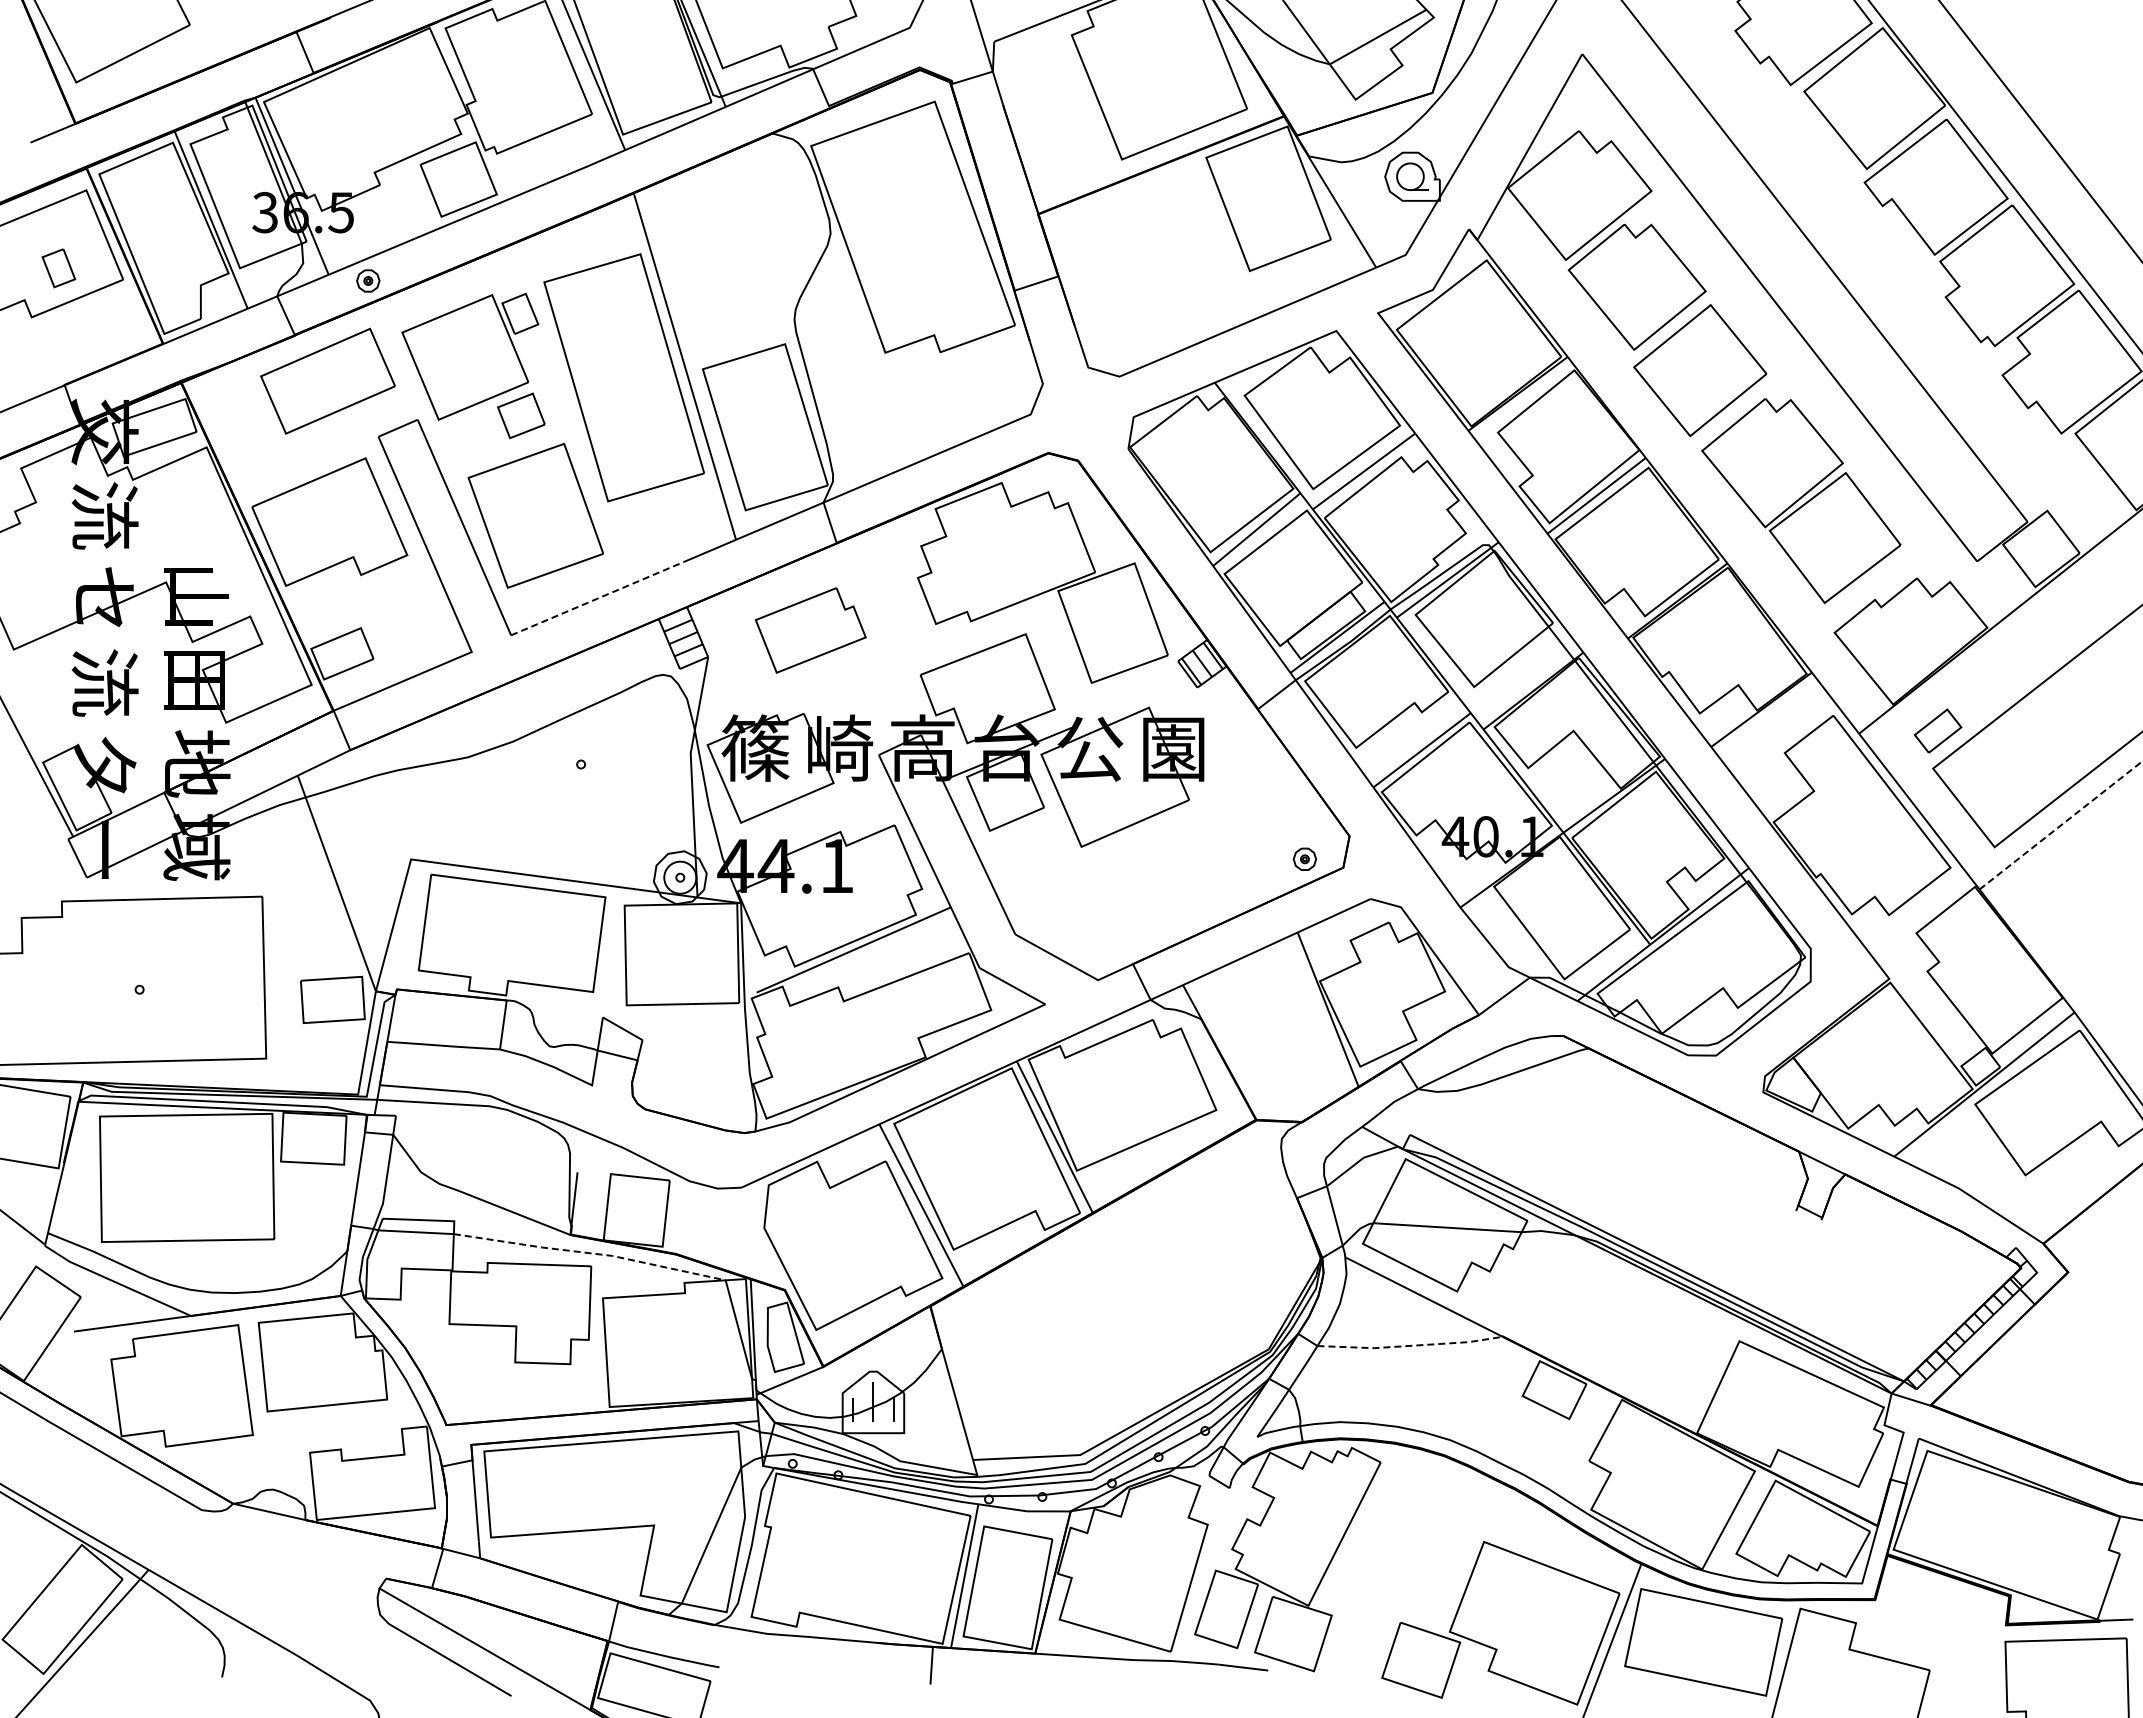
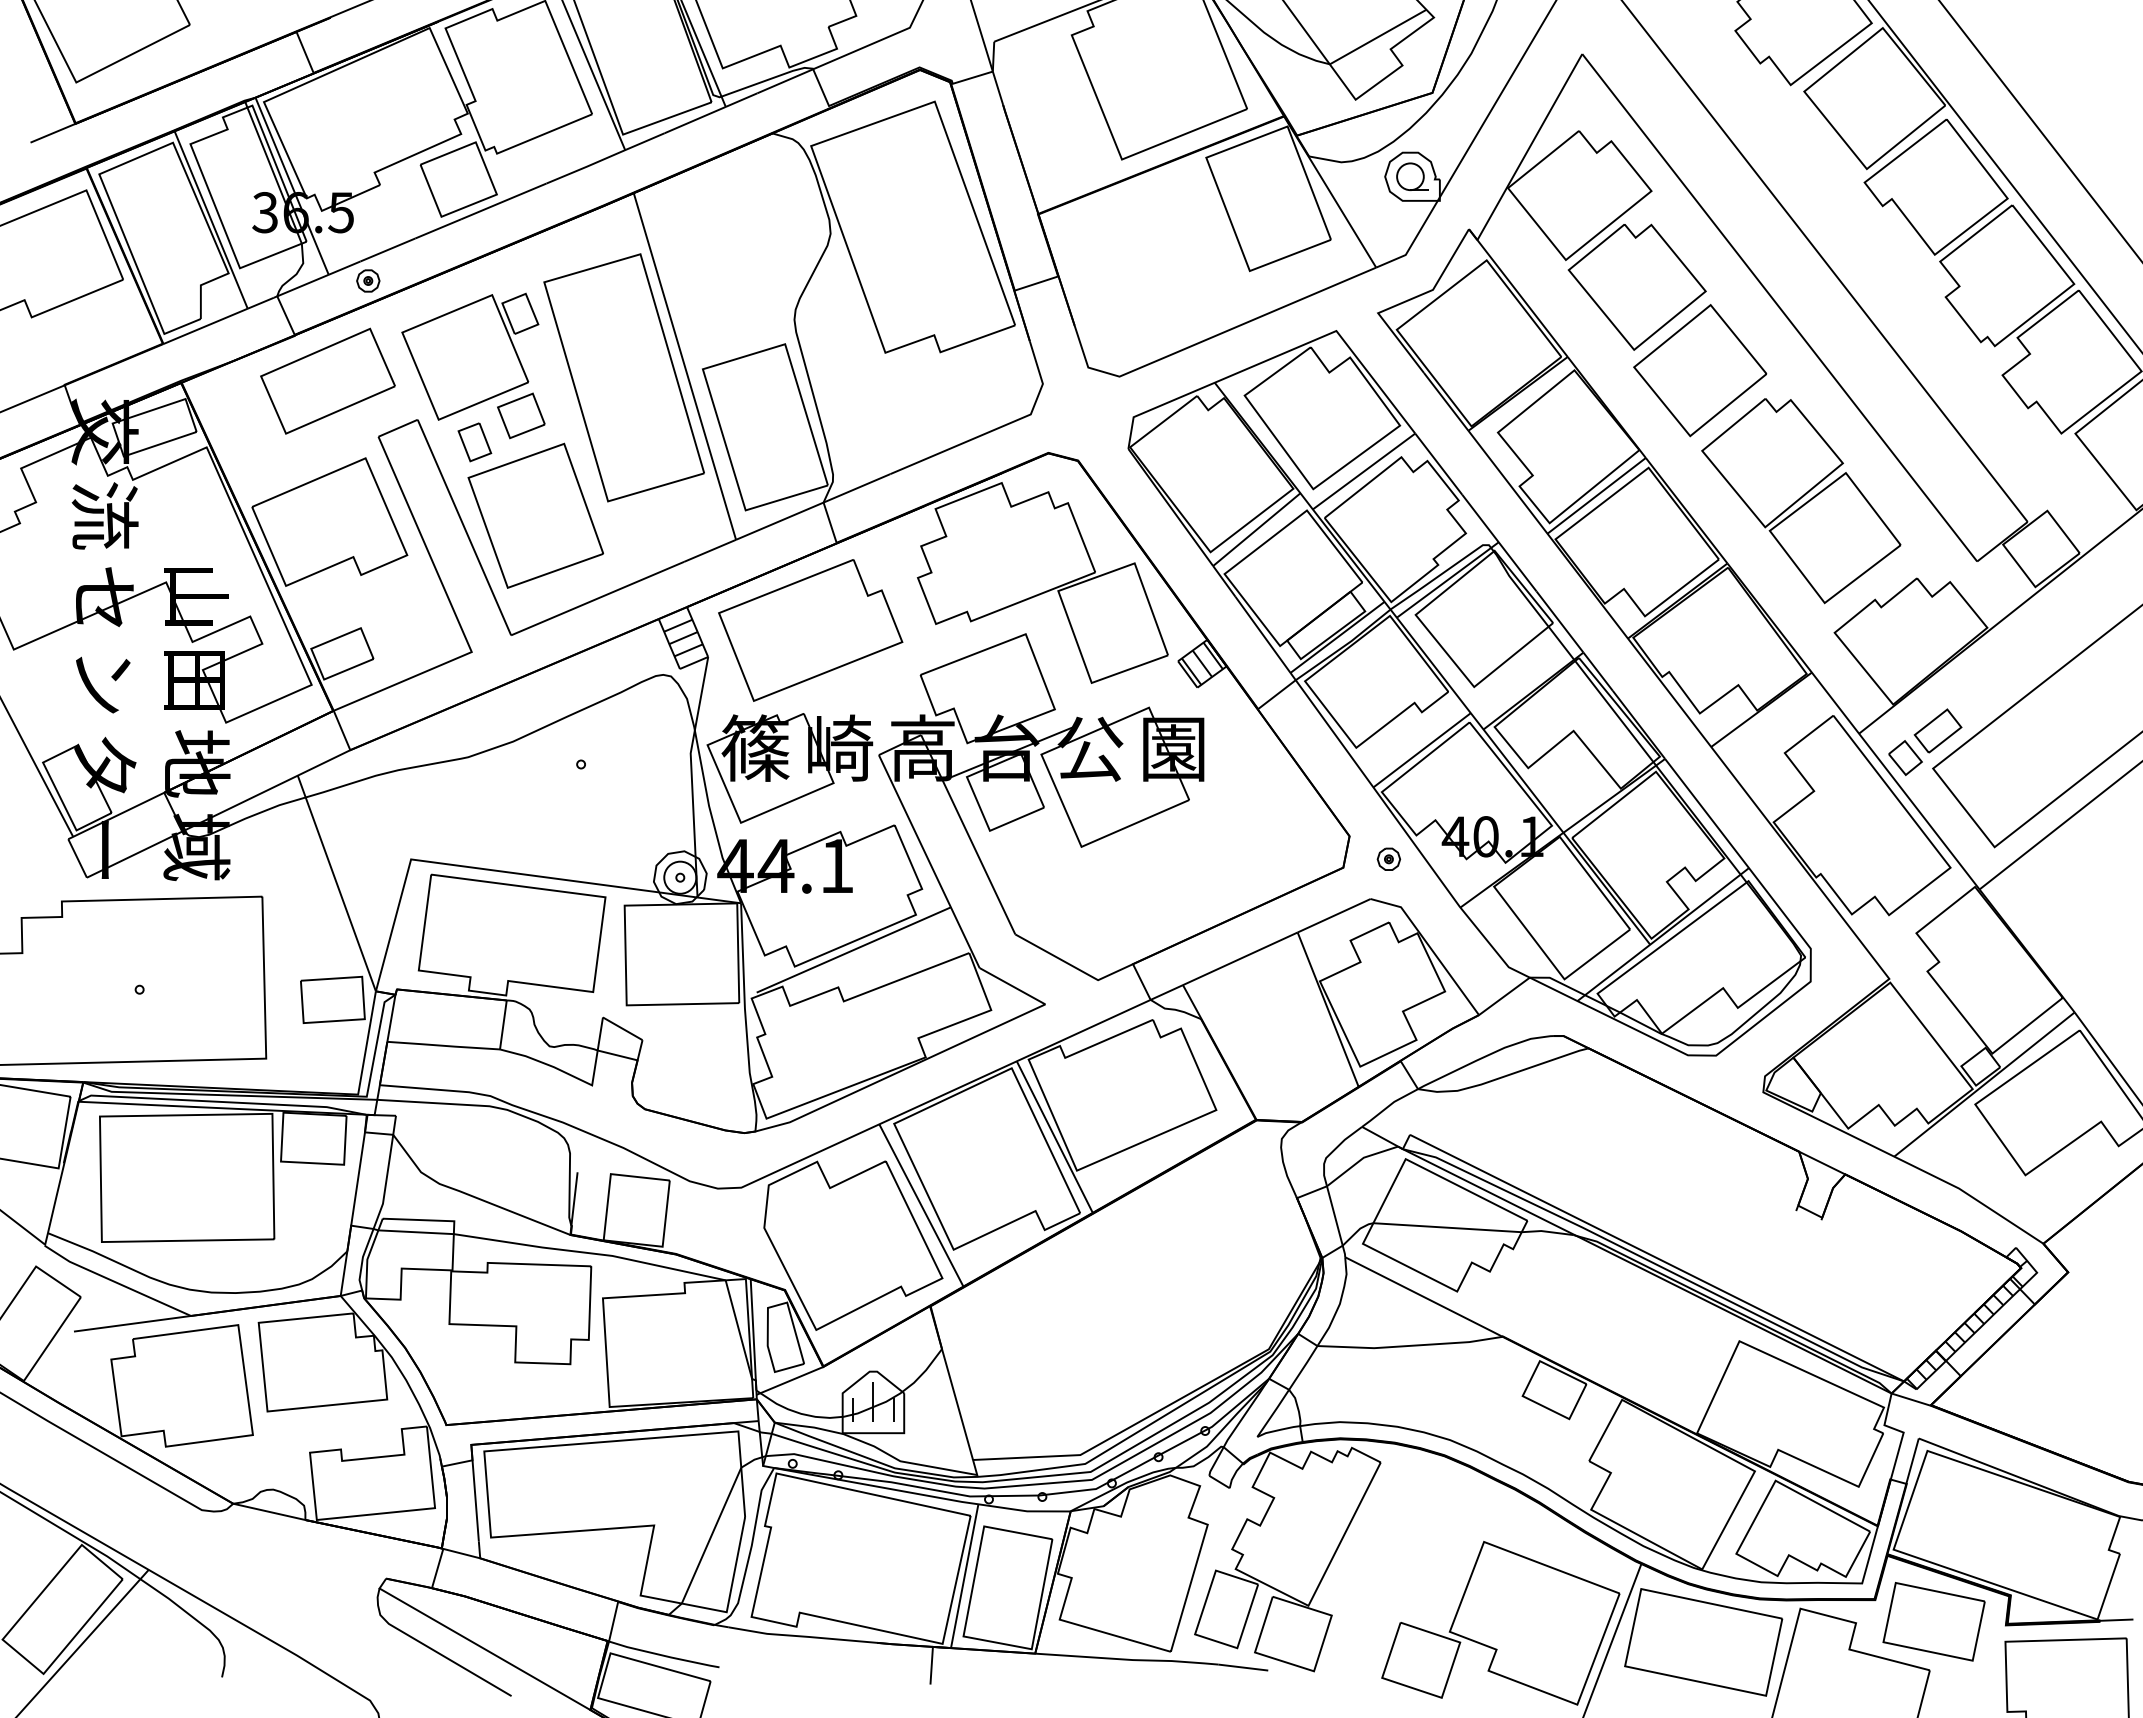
part position: (58, 268) -> (474, 442) (474, 442)
line: dashed -> solid (597, 598)
part size: 113x87 px -> 186x143 px (810, 630)
text: 流 -> ン (104, 682)
part: none -> present (1905, 757)
line: dashed -> solid (2061, 825)
part position: (1304, 858) -> (1388, 858) (1388, 858)
line: dashed -> solid (590, 1253)
line: dashed -> solid (1410, 1345)
part: none -> present (1933, 1621)
